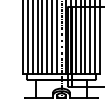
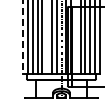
line: solid -> dashed (23, 37)
line: present -> none (47, 38)
line: present -> none (75, 38)
